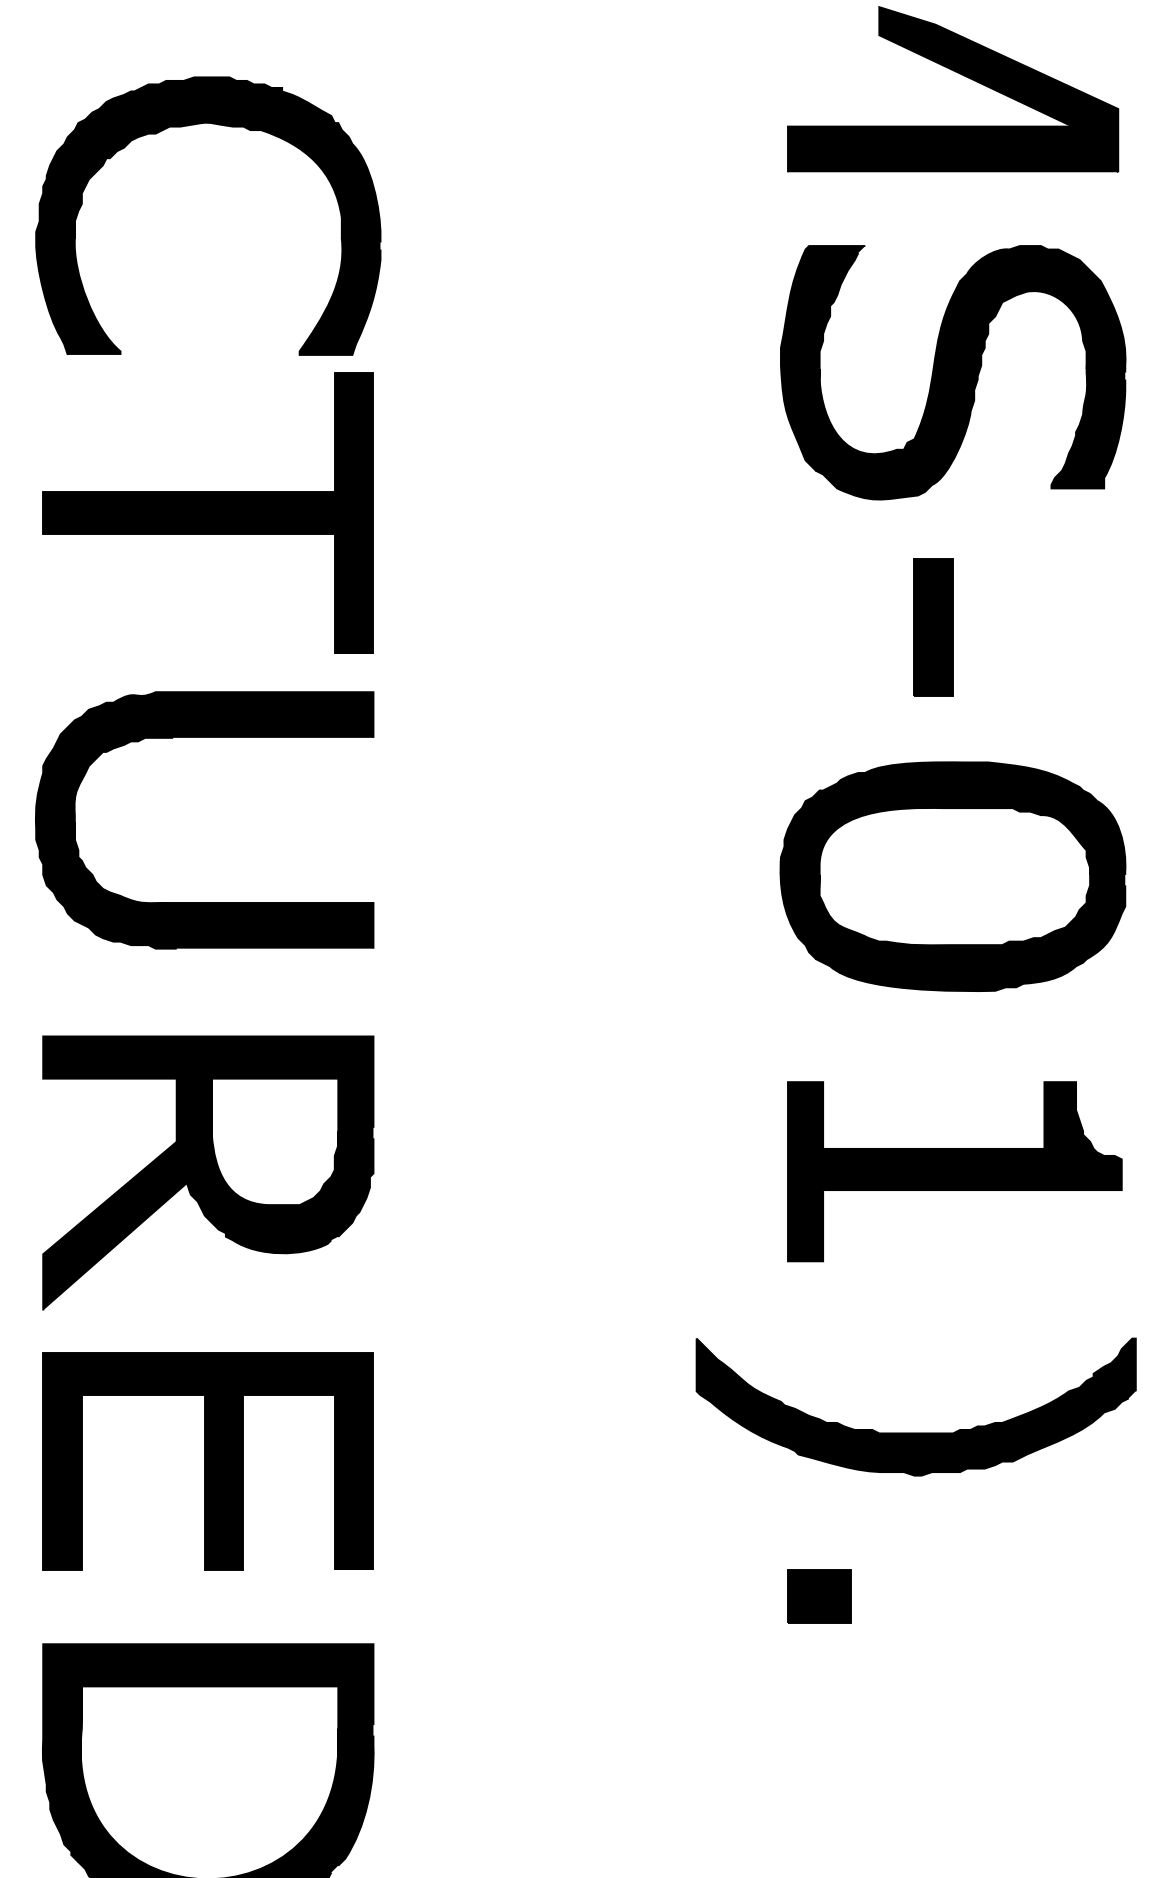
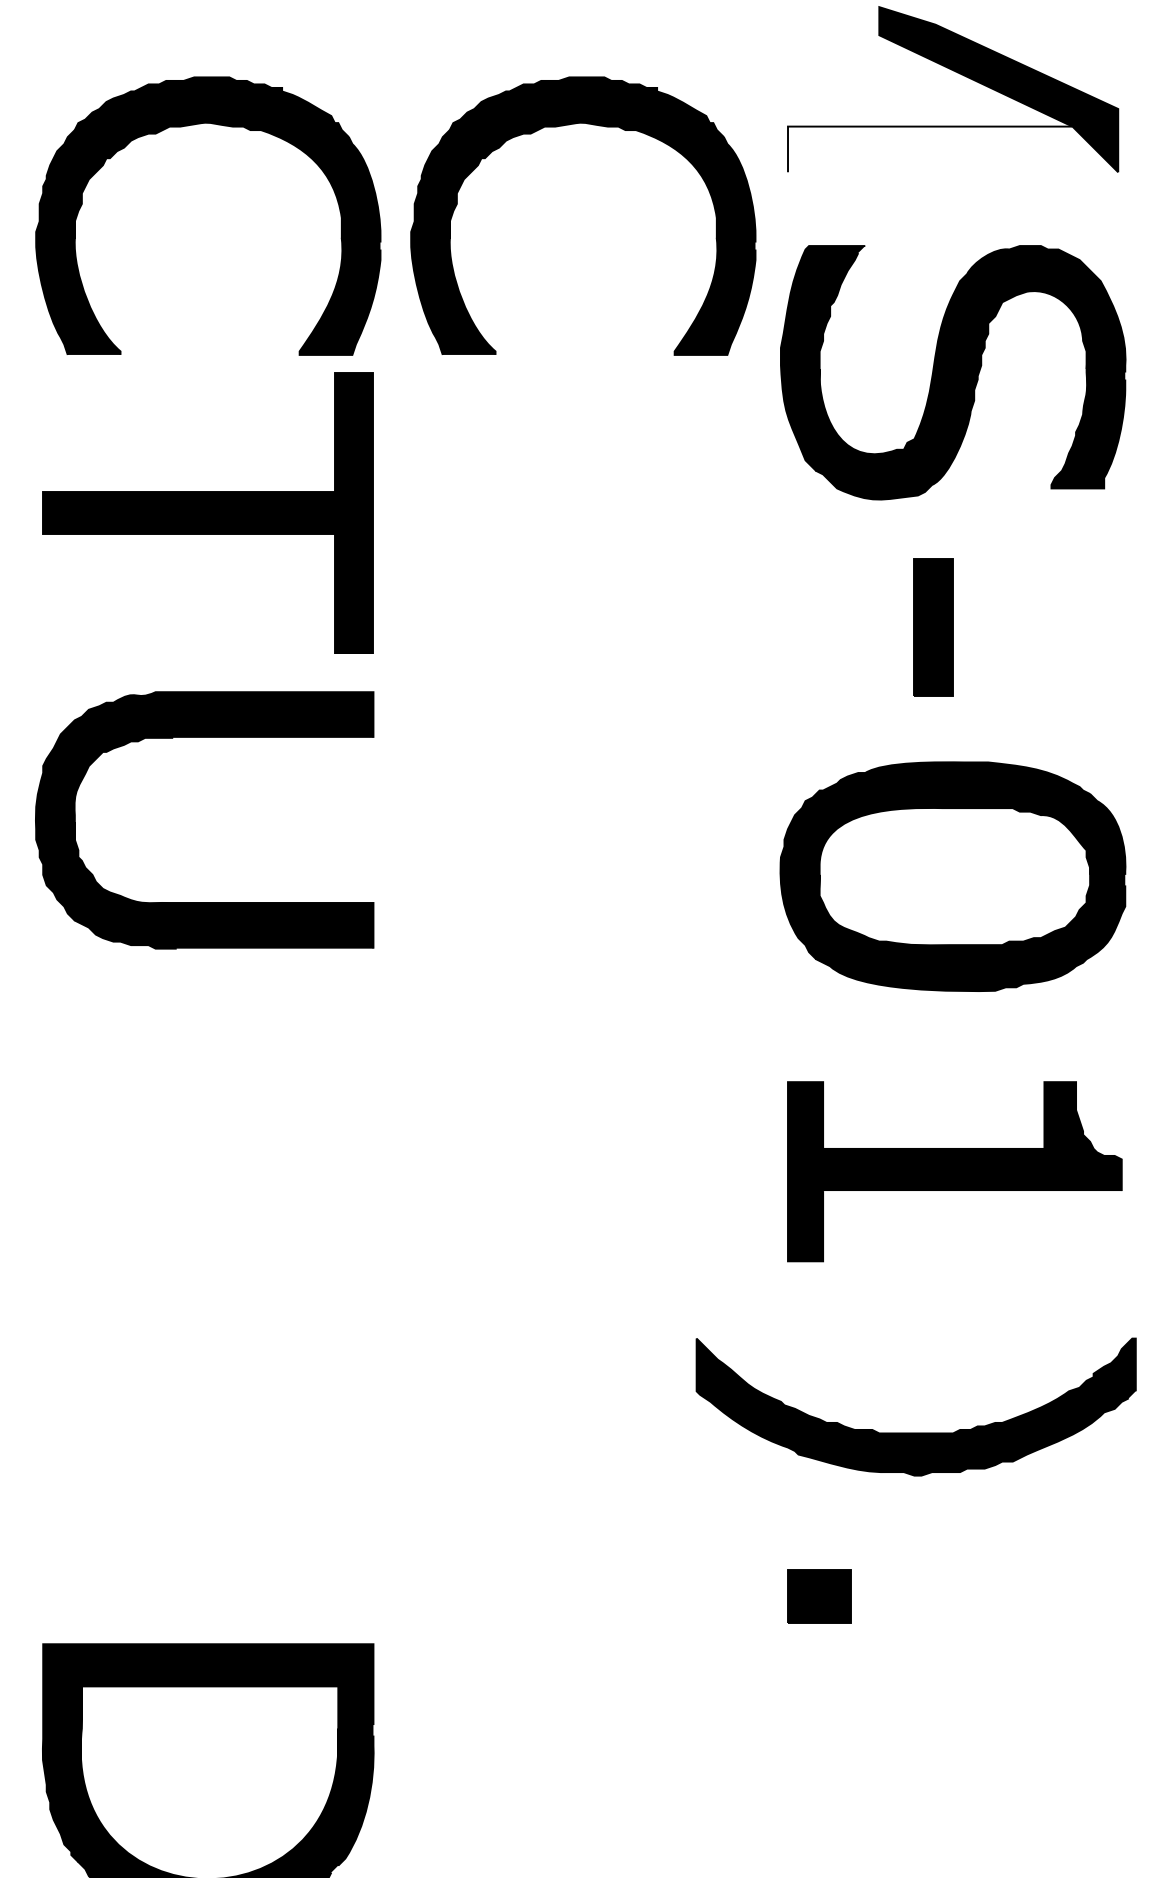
part: none -> present (599, 126)
fill: present -> none (952, 149)
part: present -> none (208, 1172)
part: present -> none (207, 1461)
